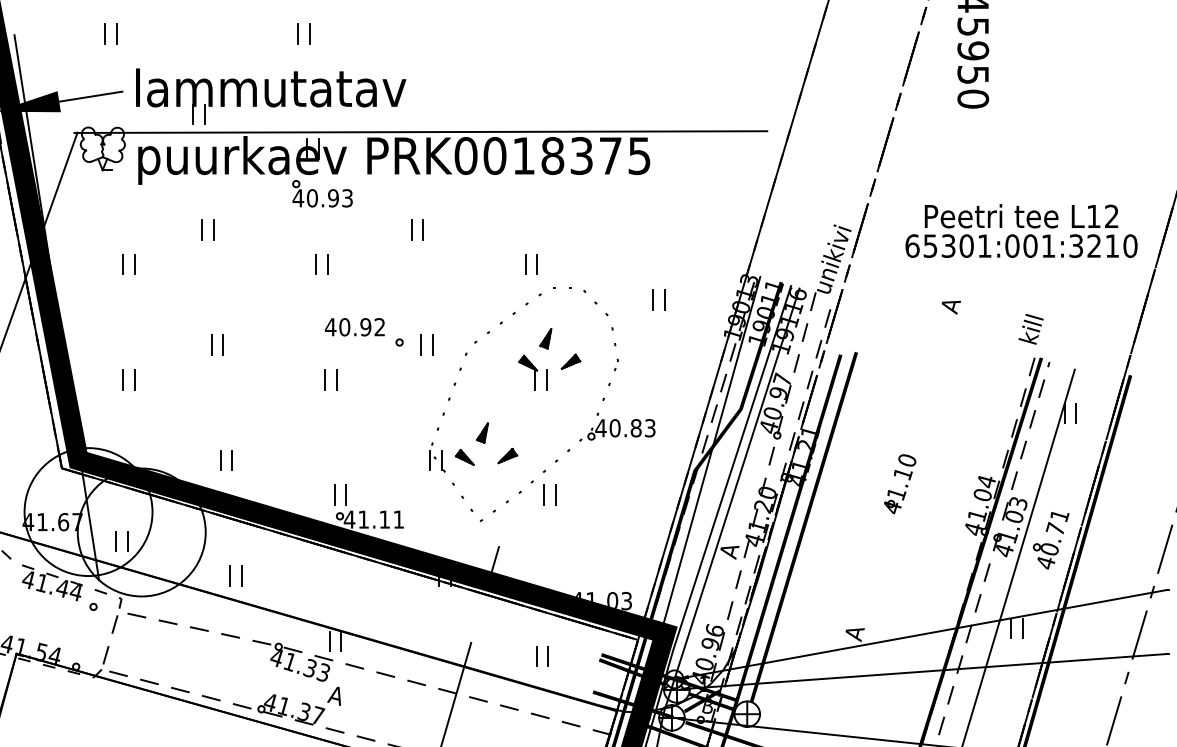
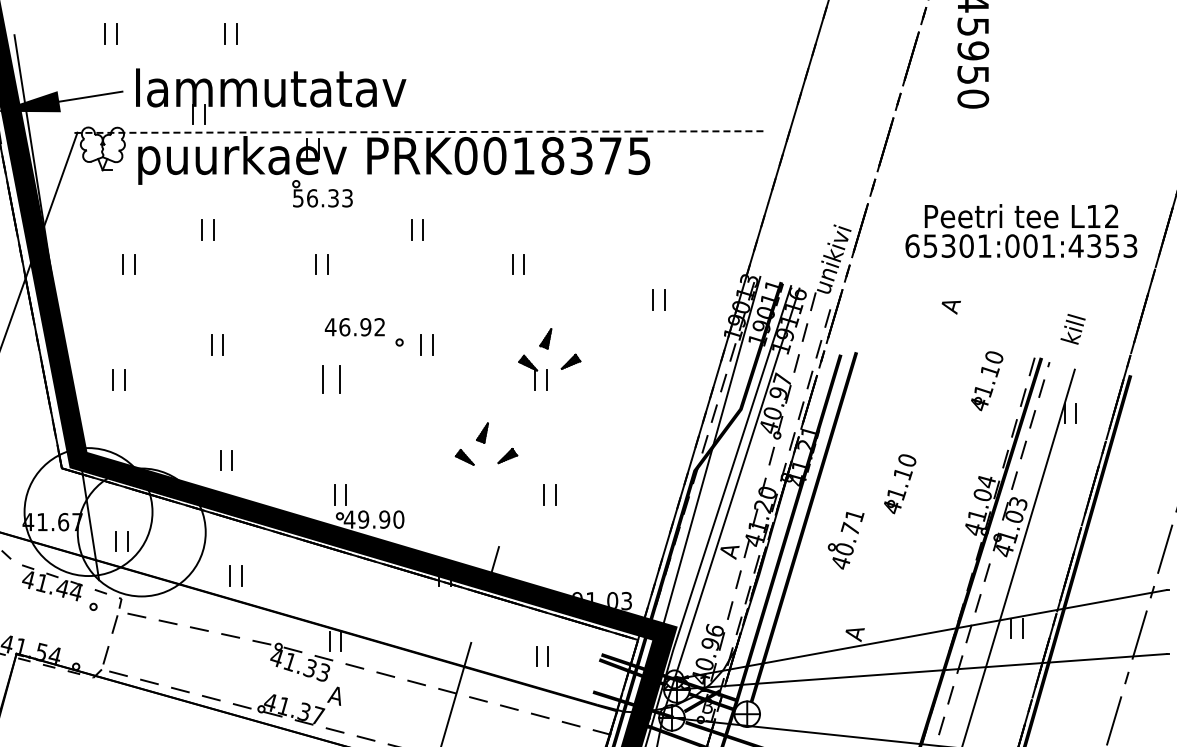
part position: (303, 33) -> (230, 33) (230, 33)
line: solid -> dashed (421, 132)
text: 40.93 -> 56.33 (315, 198)
text: 65301:001:3210 -> 65301:001:4353 (1102, 245)
part position: (531, 264) -> (518, 264) (518, 264)
text: 40.92 -> 46.92 (344, 327)
text position: (1030, 328) -> (1072, 328) (1072, 328)
part position: (128, 379) -> (118, 379) (118, 379)
part size: 14x22 px -> 19x29 px (331, 379)
part: none -> present (987, 381)
part: present -> none (579, 440)
text: 41.11 -> 49.90 (381, 519)
part position: (1050, 540) -> (845, 540) (845, 540)
text: 41.03 -> 91.03 (577, 595)
